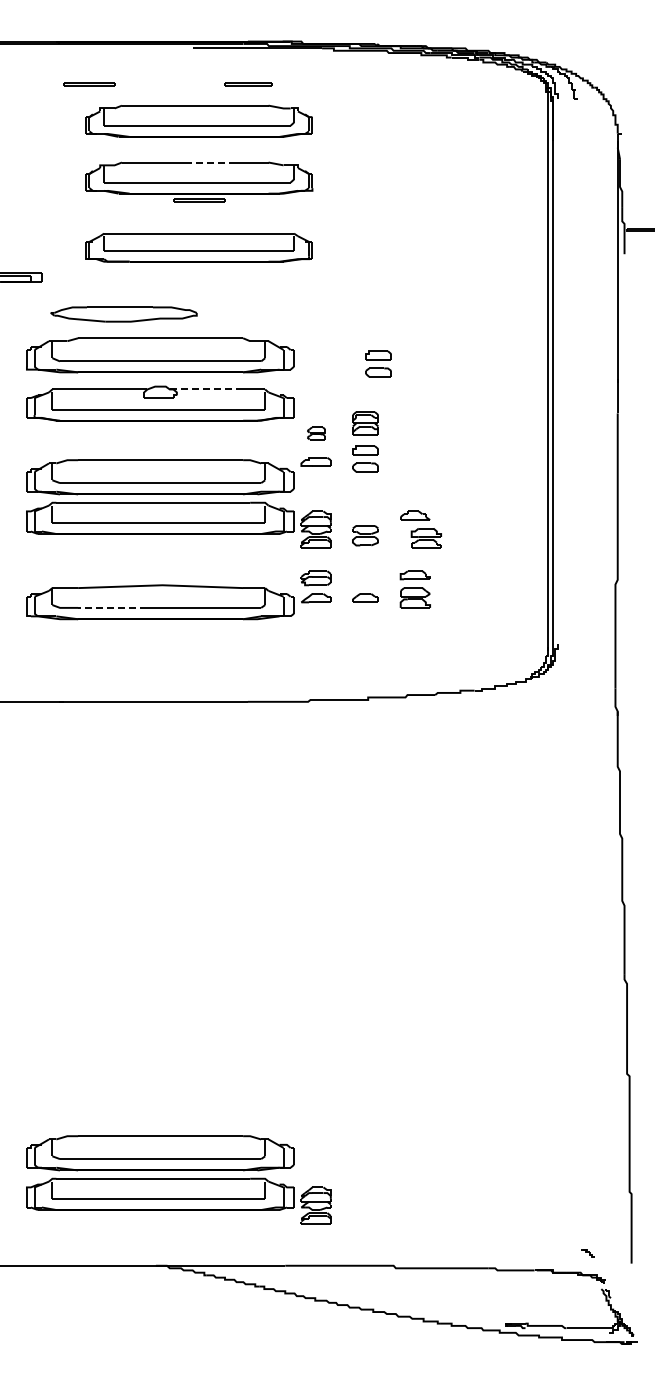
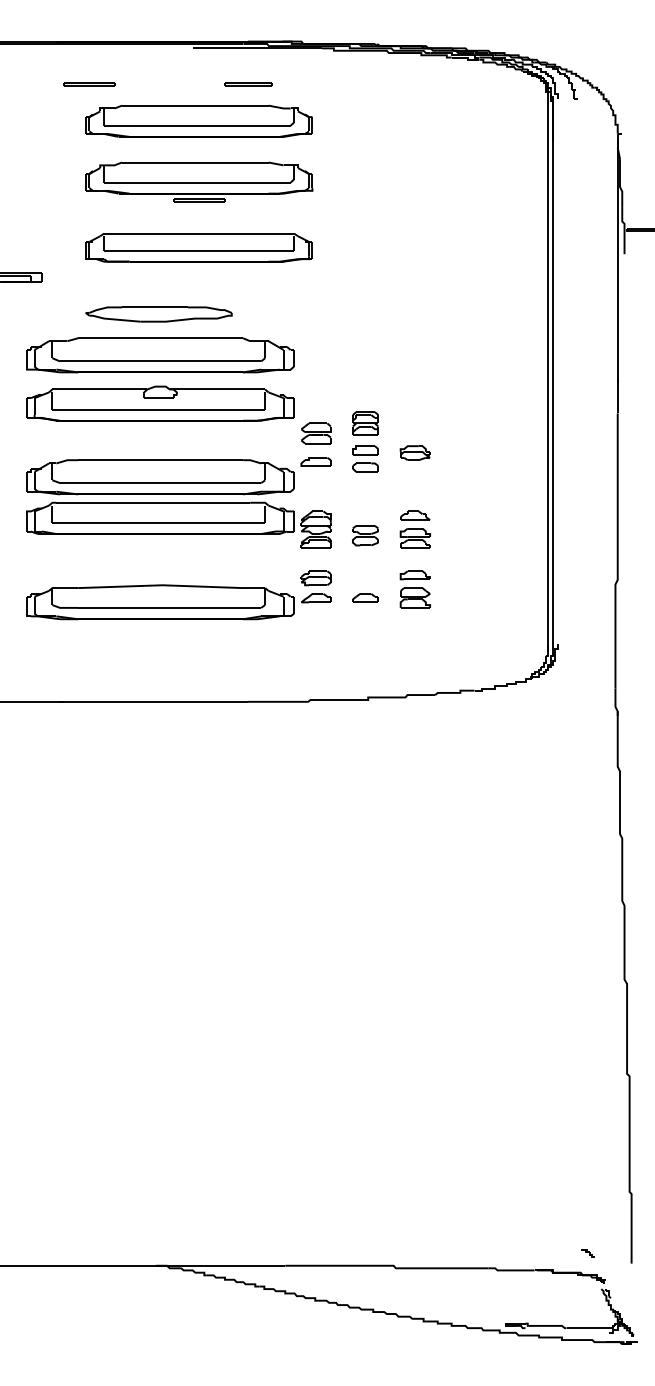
line: dashed -> solid (210, 162)
part position: (123, 314) -> (158, 314) (158, 314)
part: present -> none (378, 363)
line: dashed -> solid (206, 389)
part size: 19x15 px -> 31x23 px (316, 433)
part: none -> present (414, 452)
part position: (425, 538) -> (414, 538) (414, 538)
line: dashed -> solid (112, 607)
part: present -> none (178, 1179)
